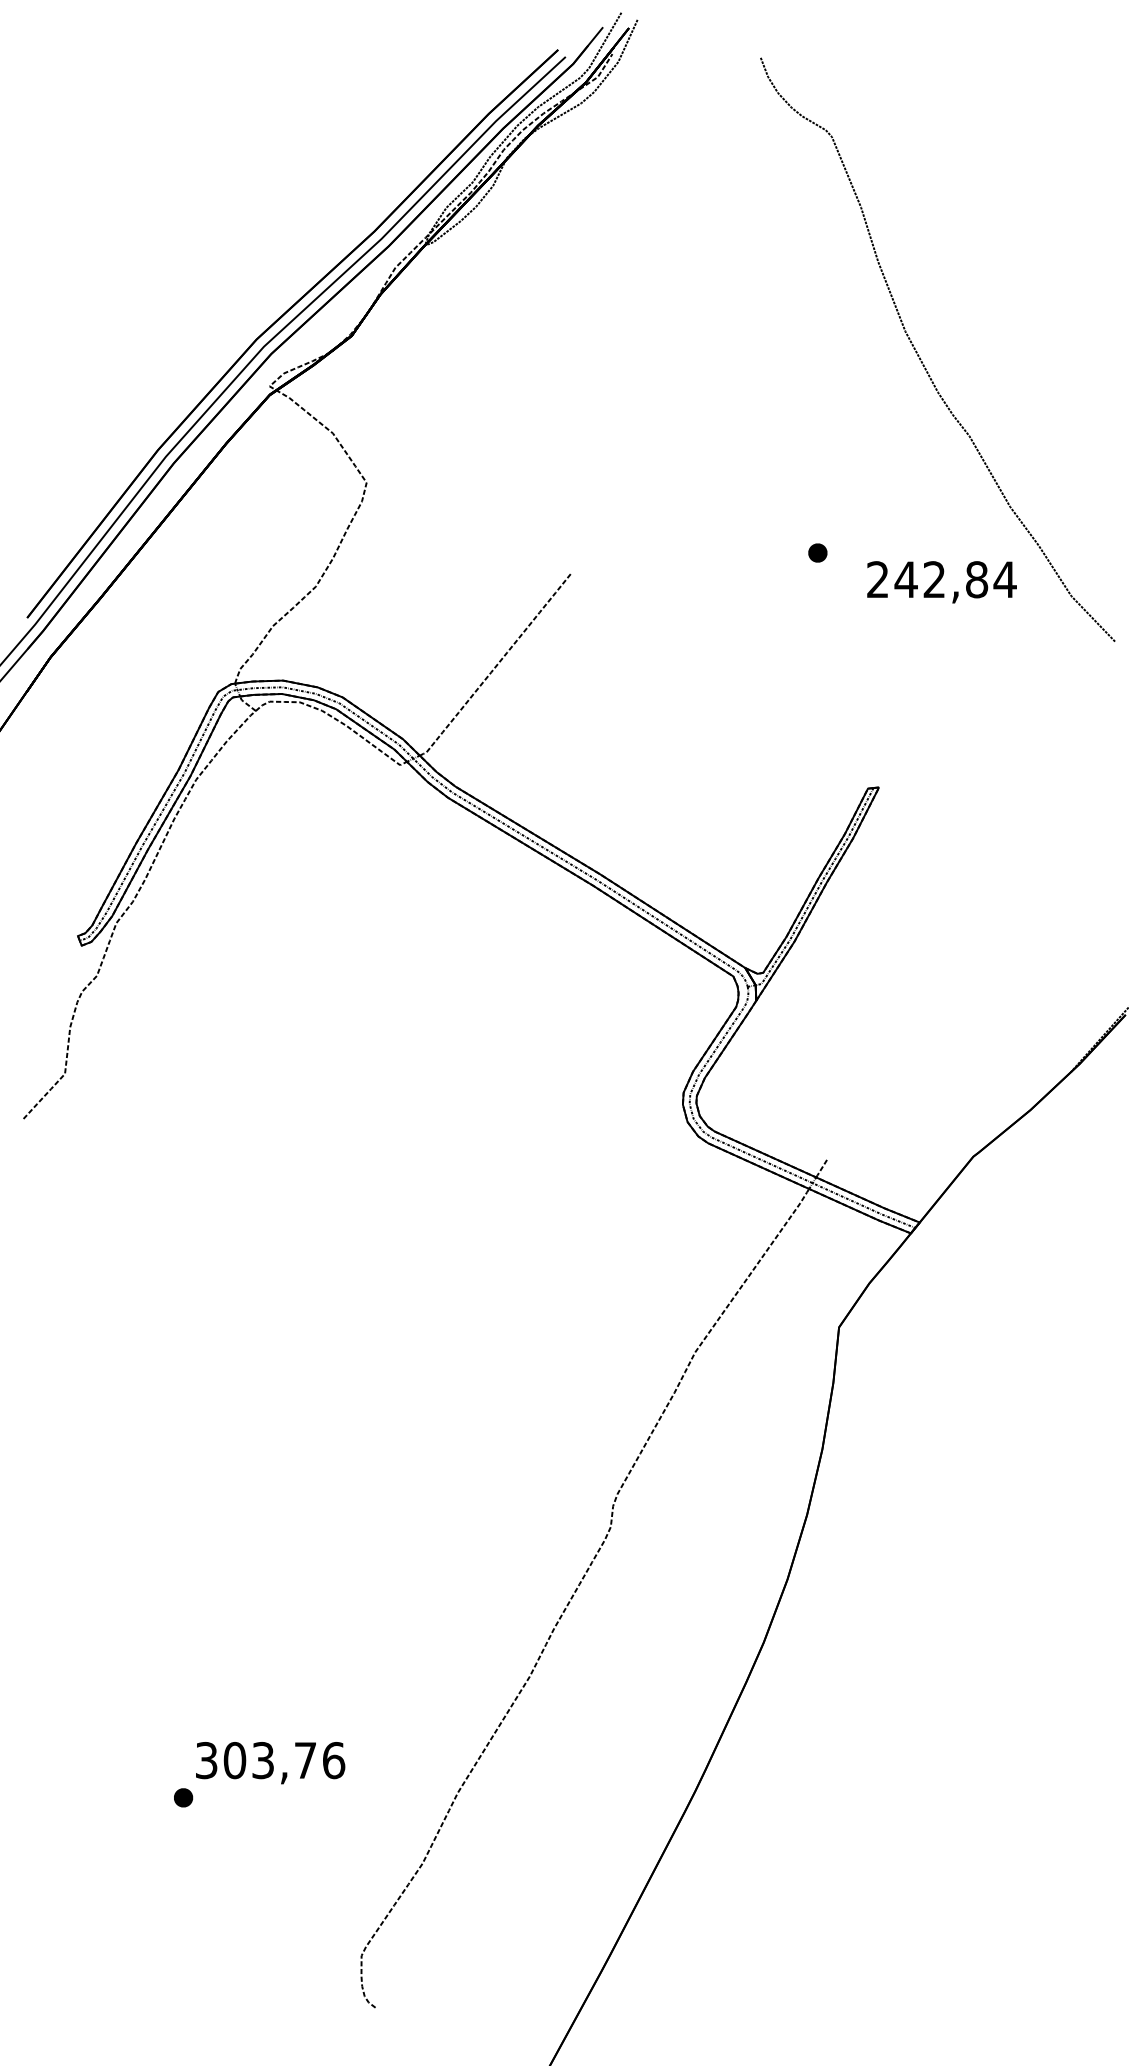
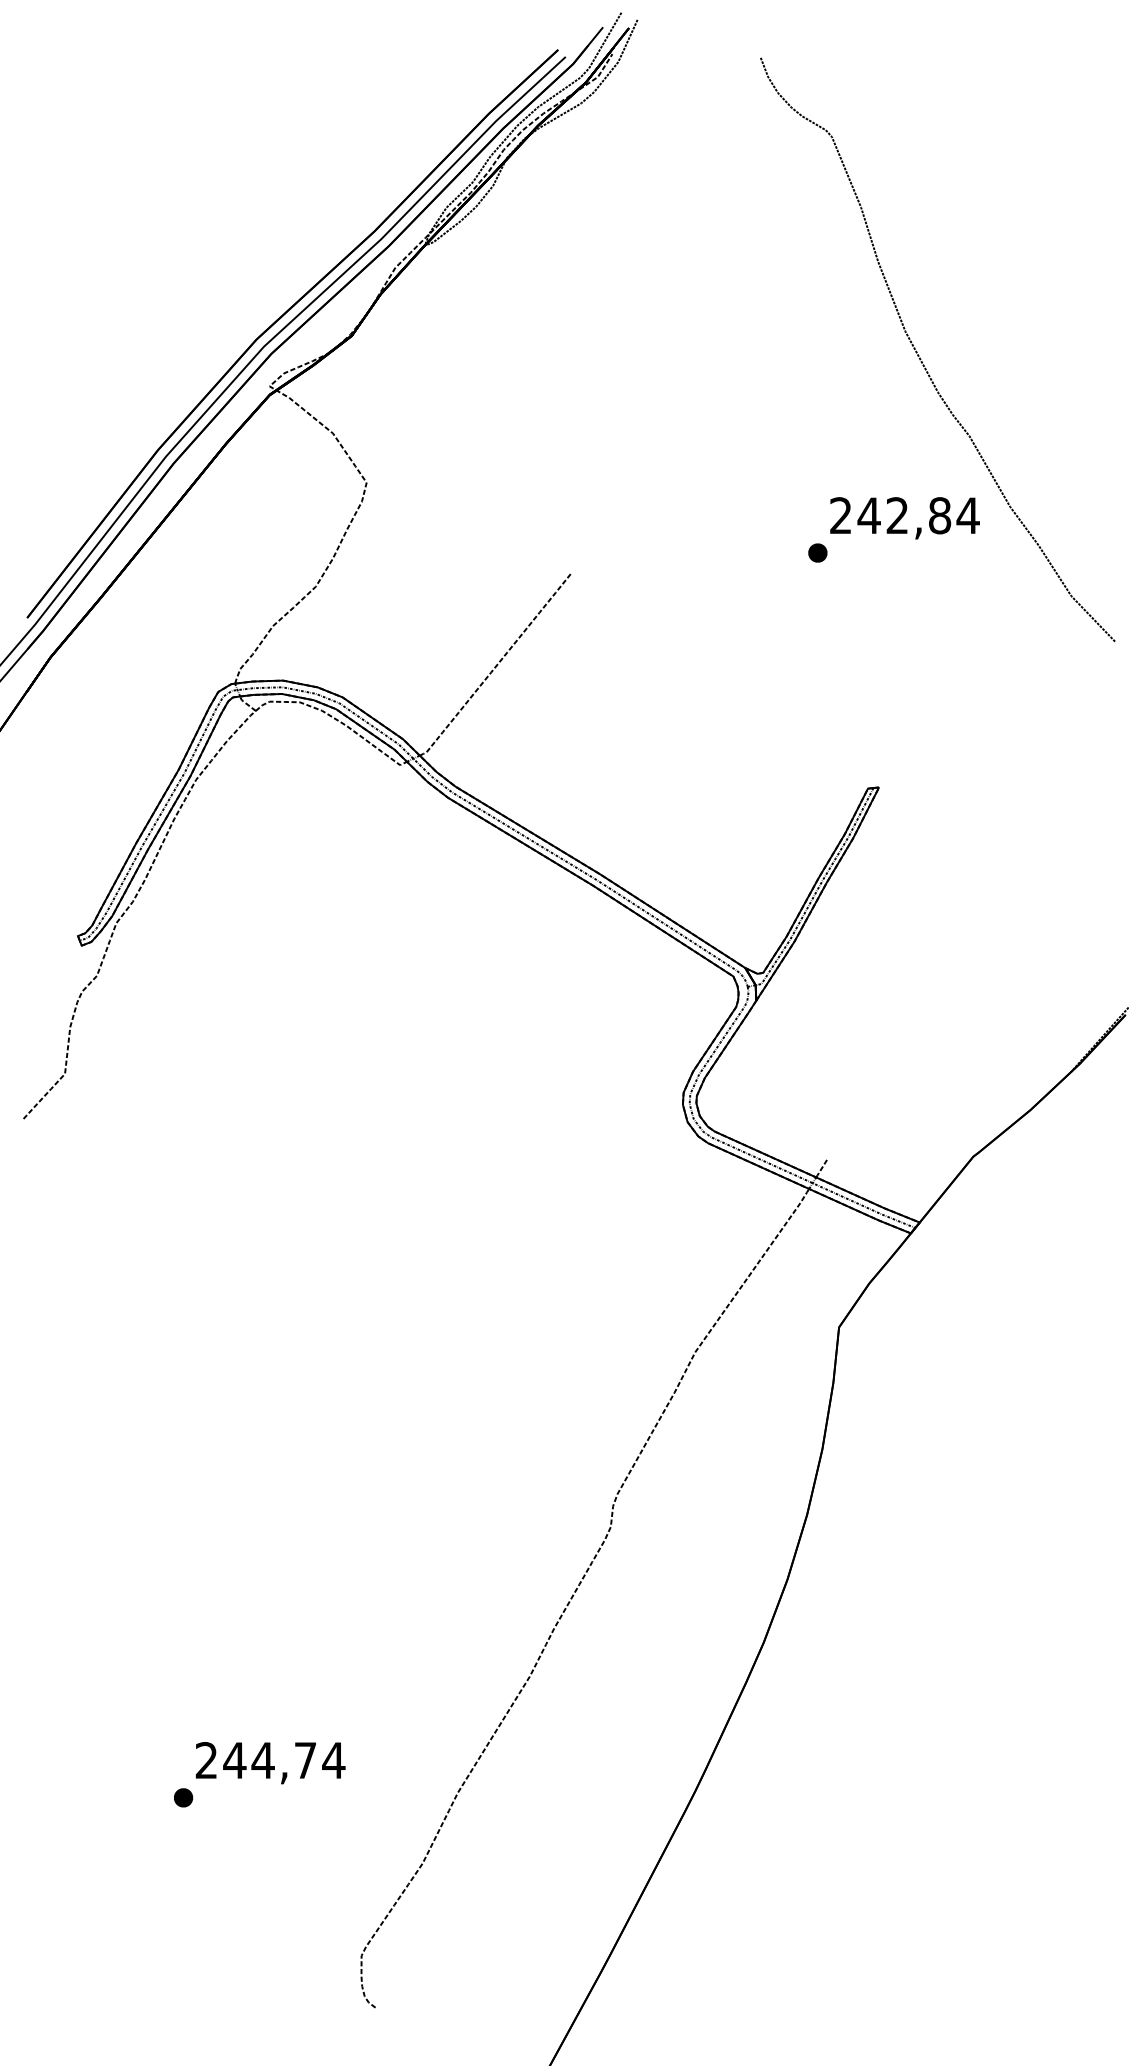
text position: (941, 582) -> (904, 518) (904, 518)
text: 303,76 -> 244,74 (270, 1760)
